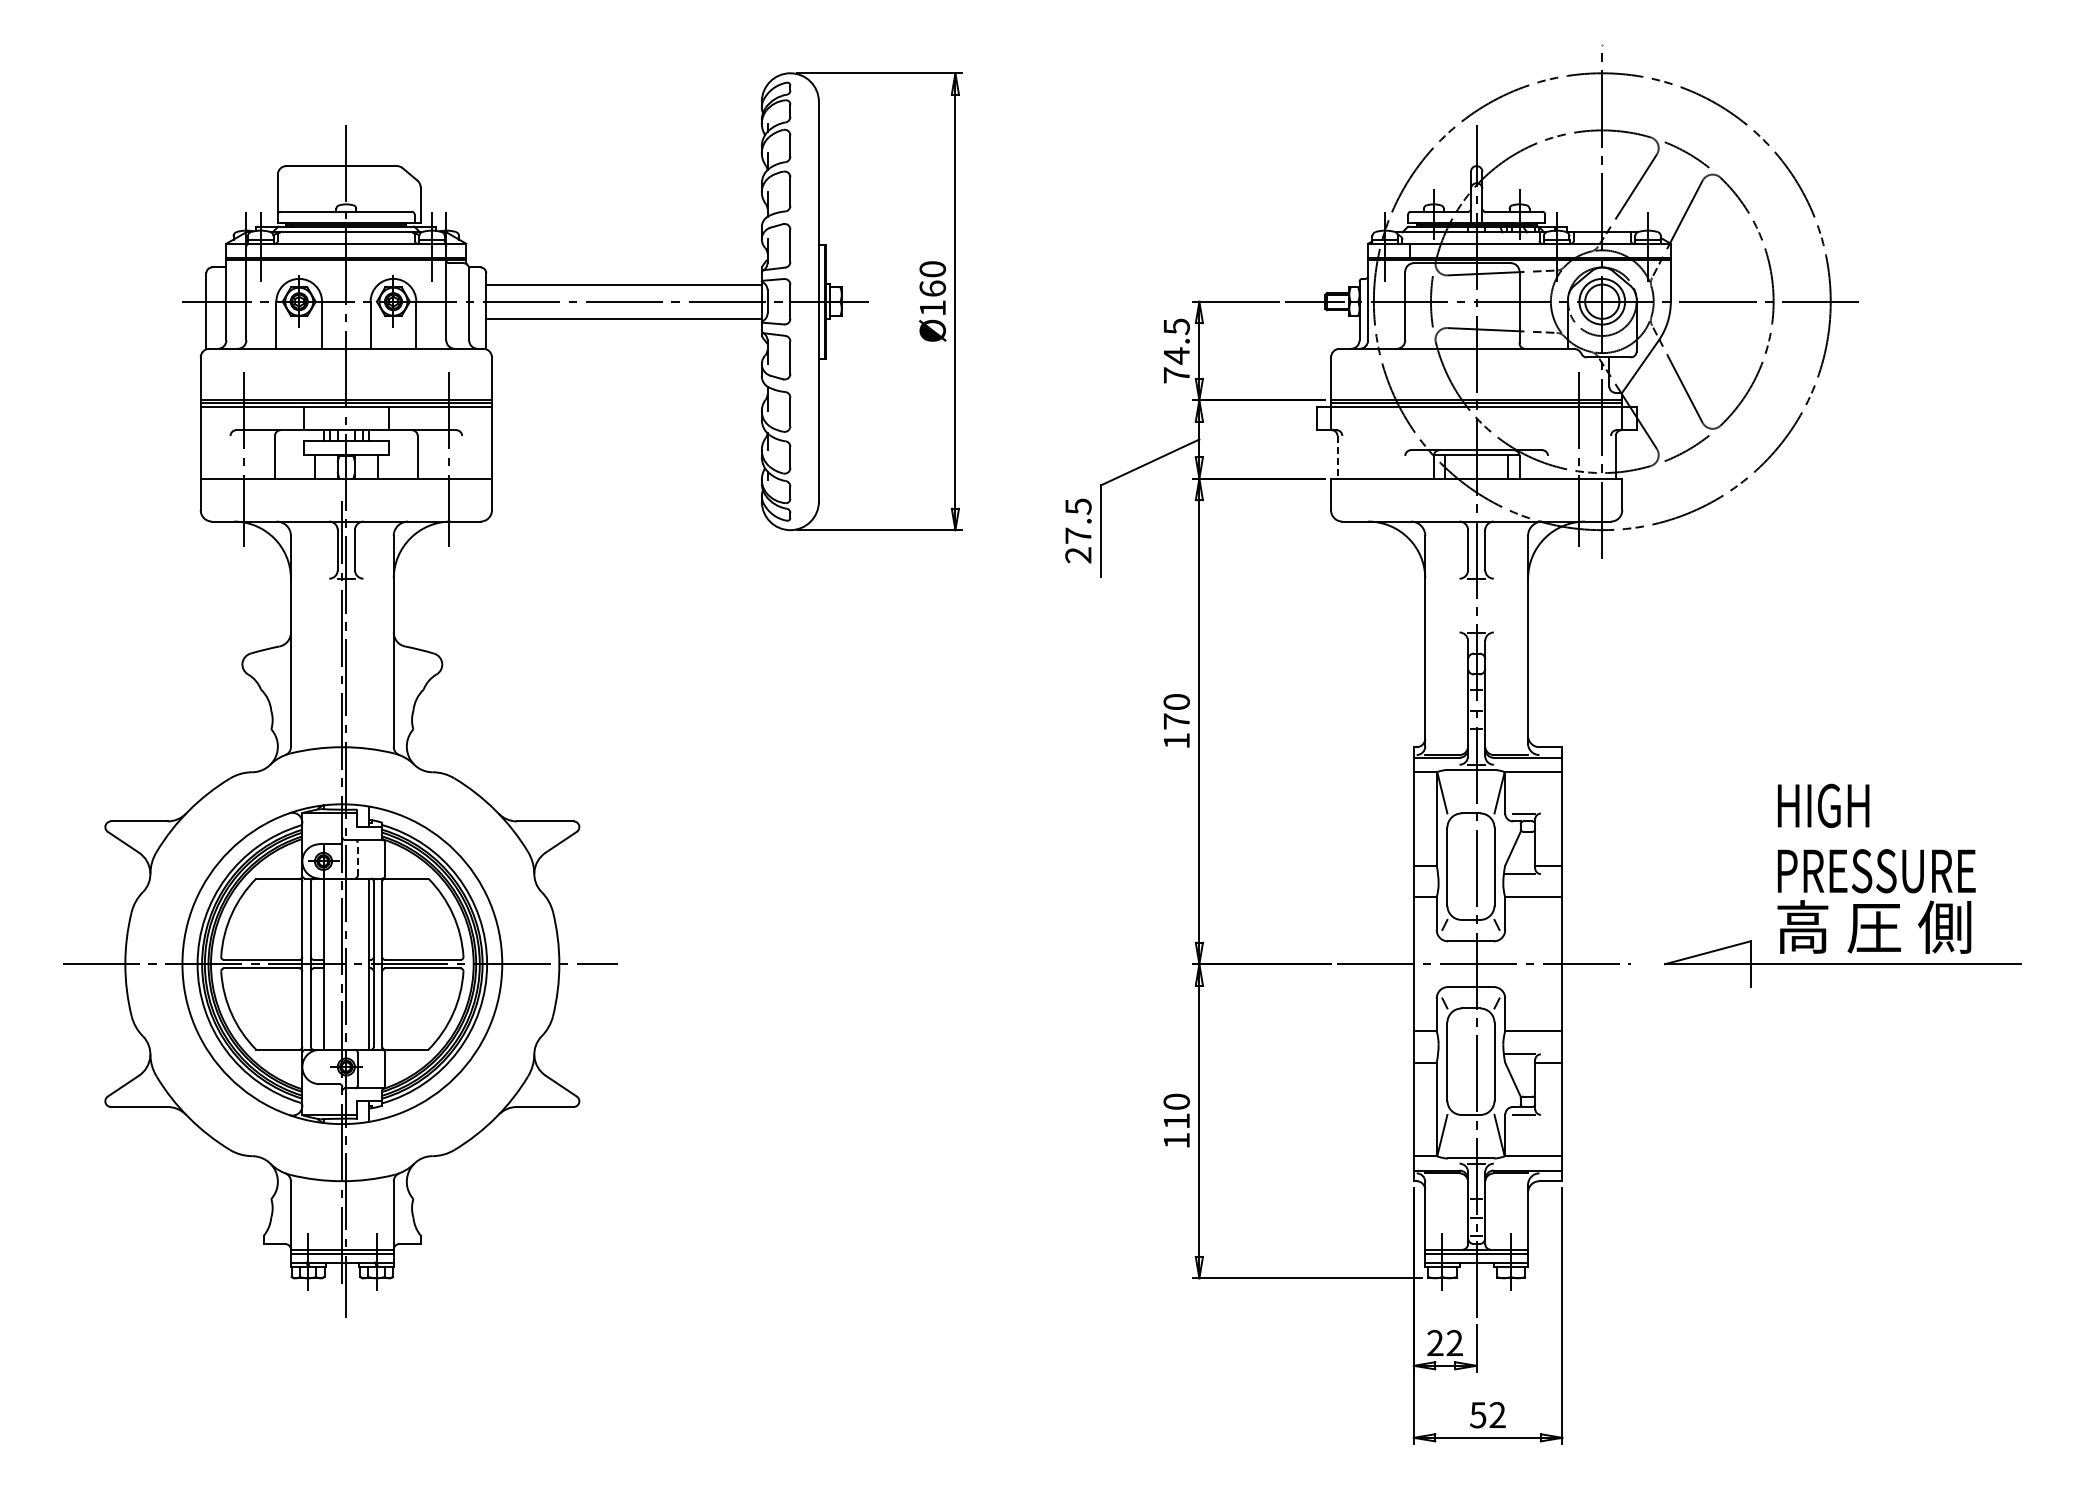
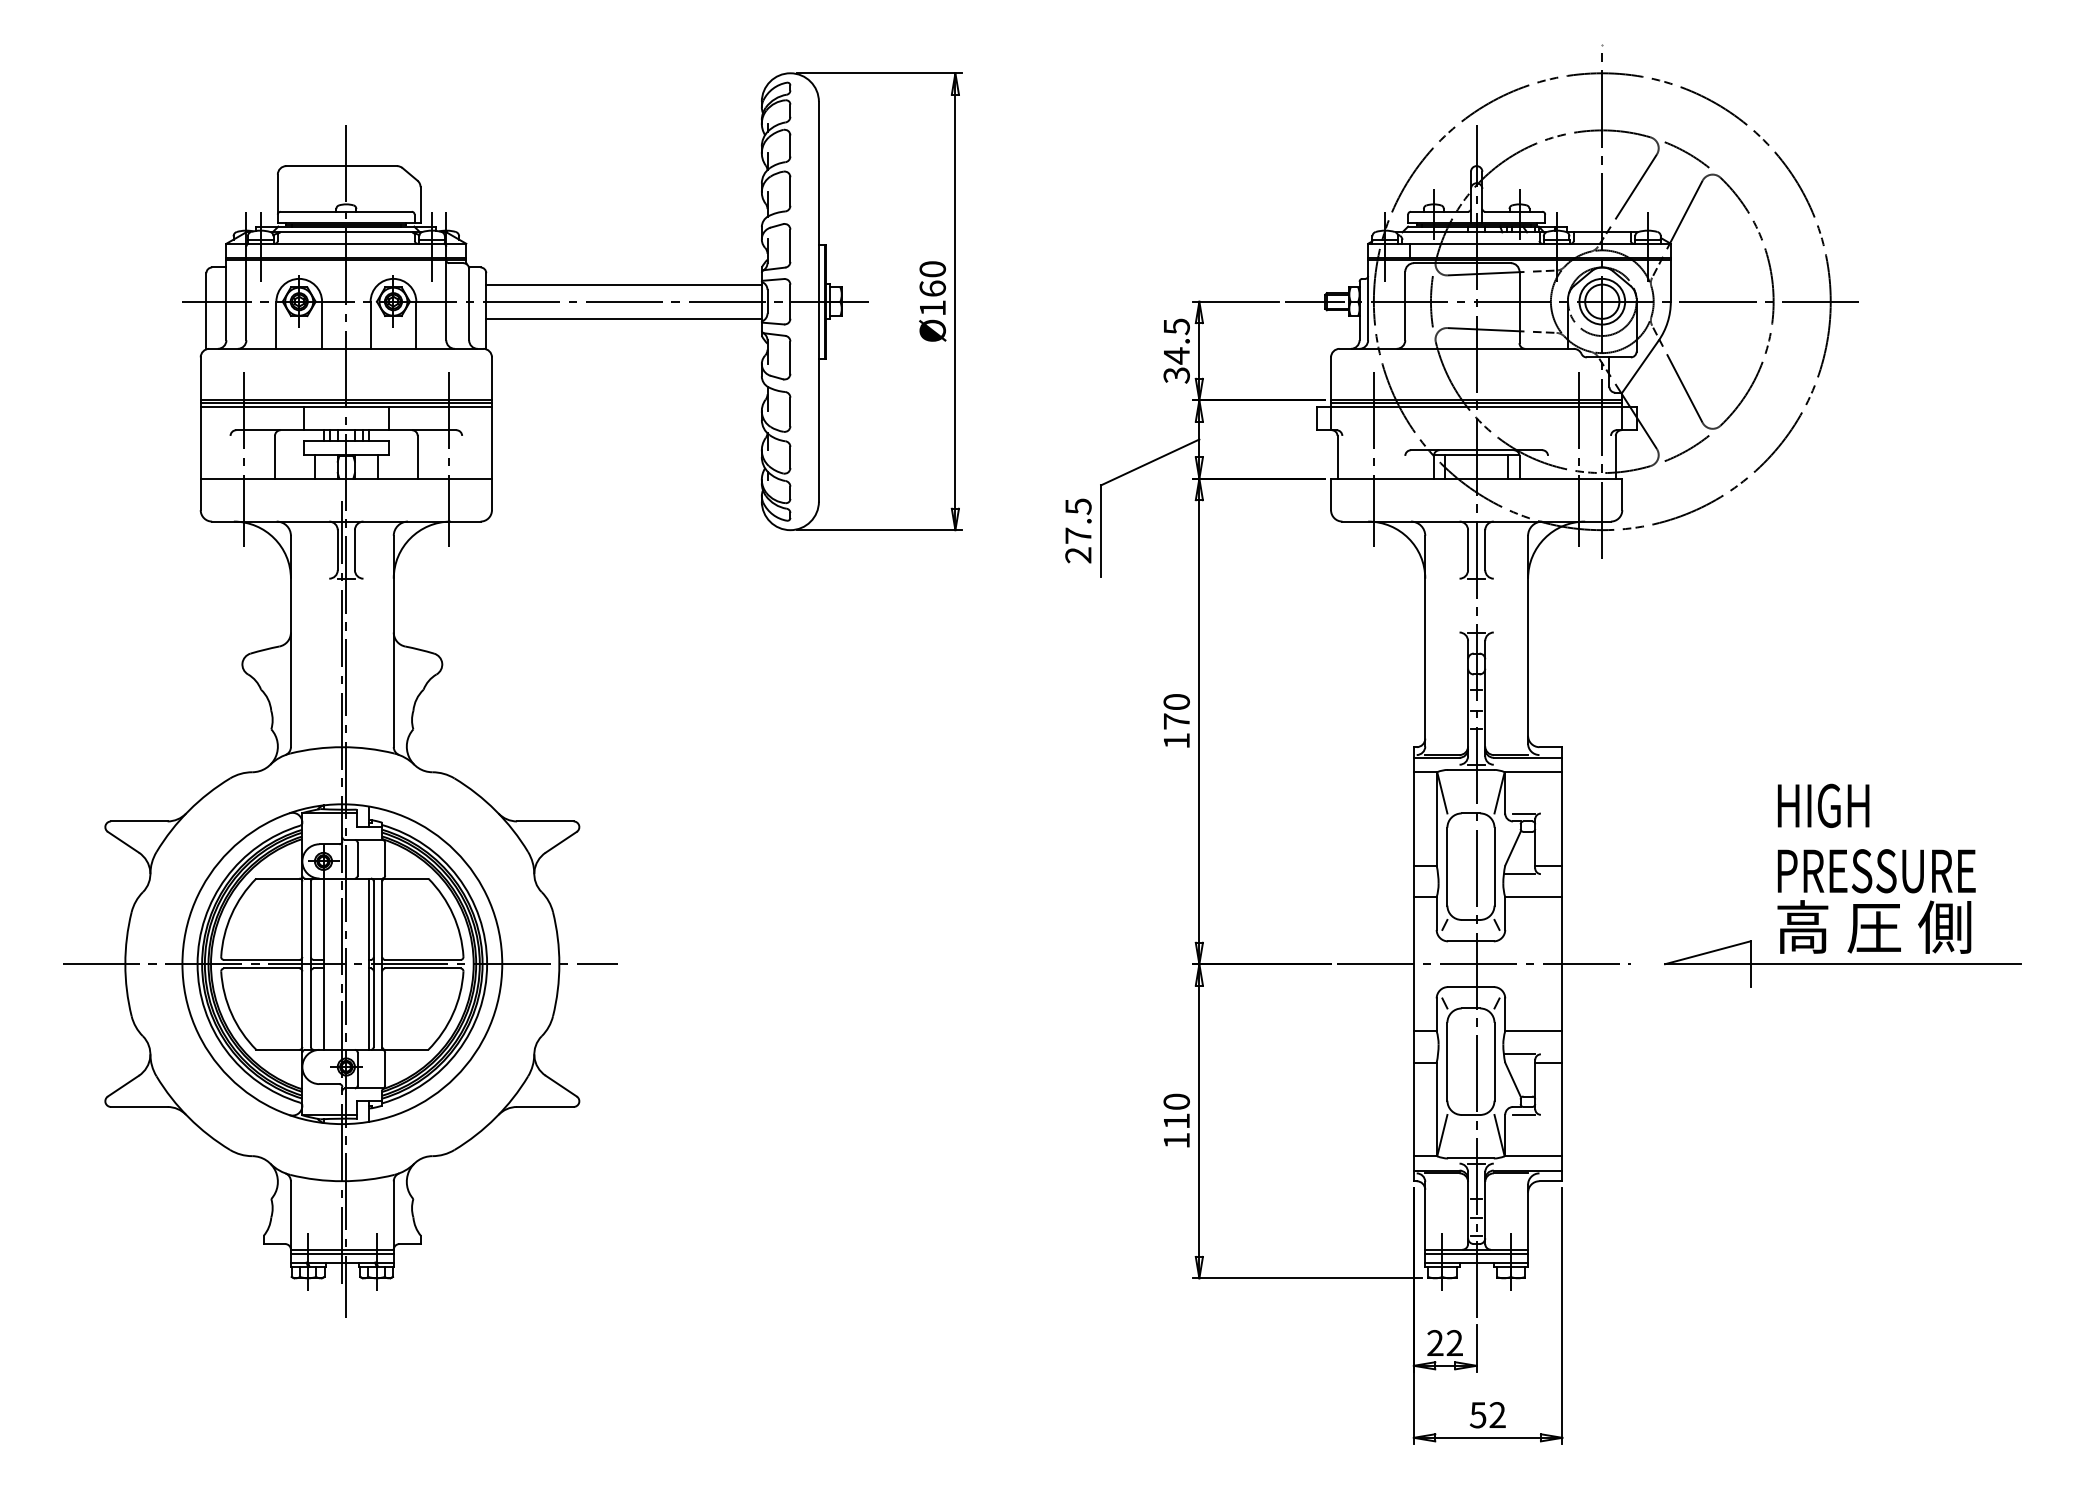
text: 74.5 -> 34.5 (1176, 375)
line: dashed -> solid (1337, 457)
line: none -> present (1373, 459)
line: dashed -> solid (357, 858)
